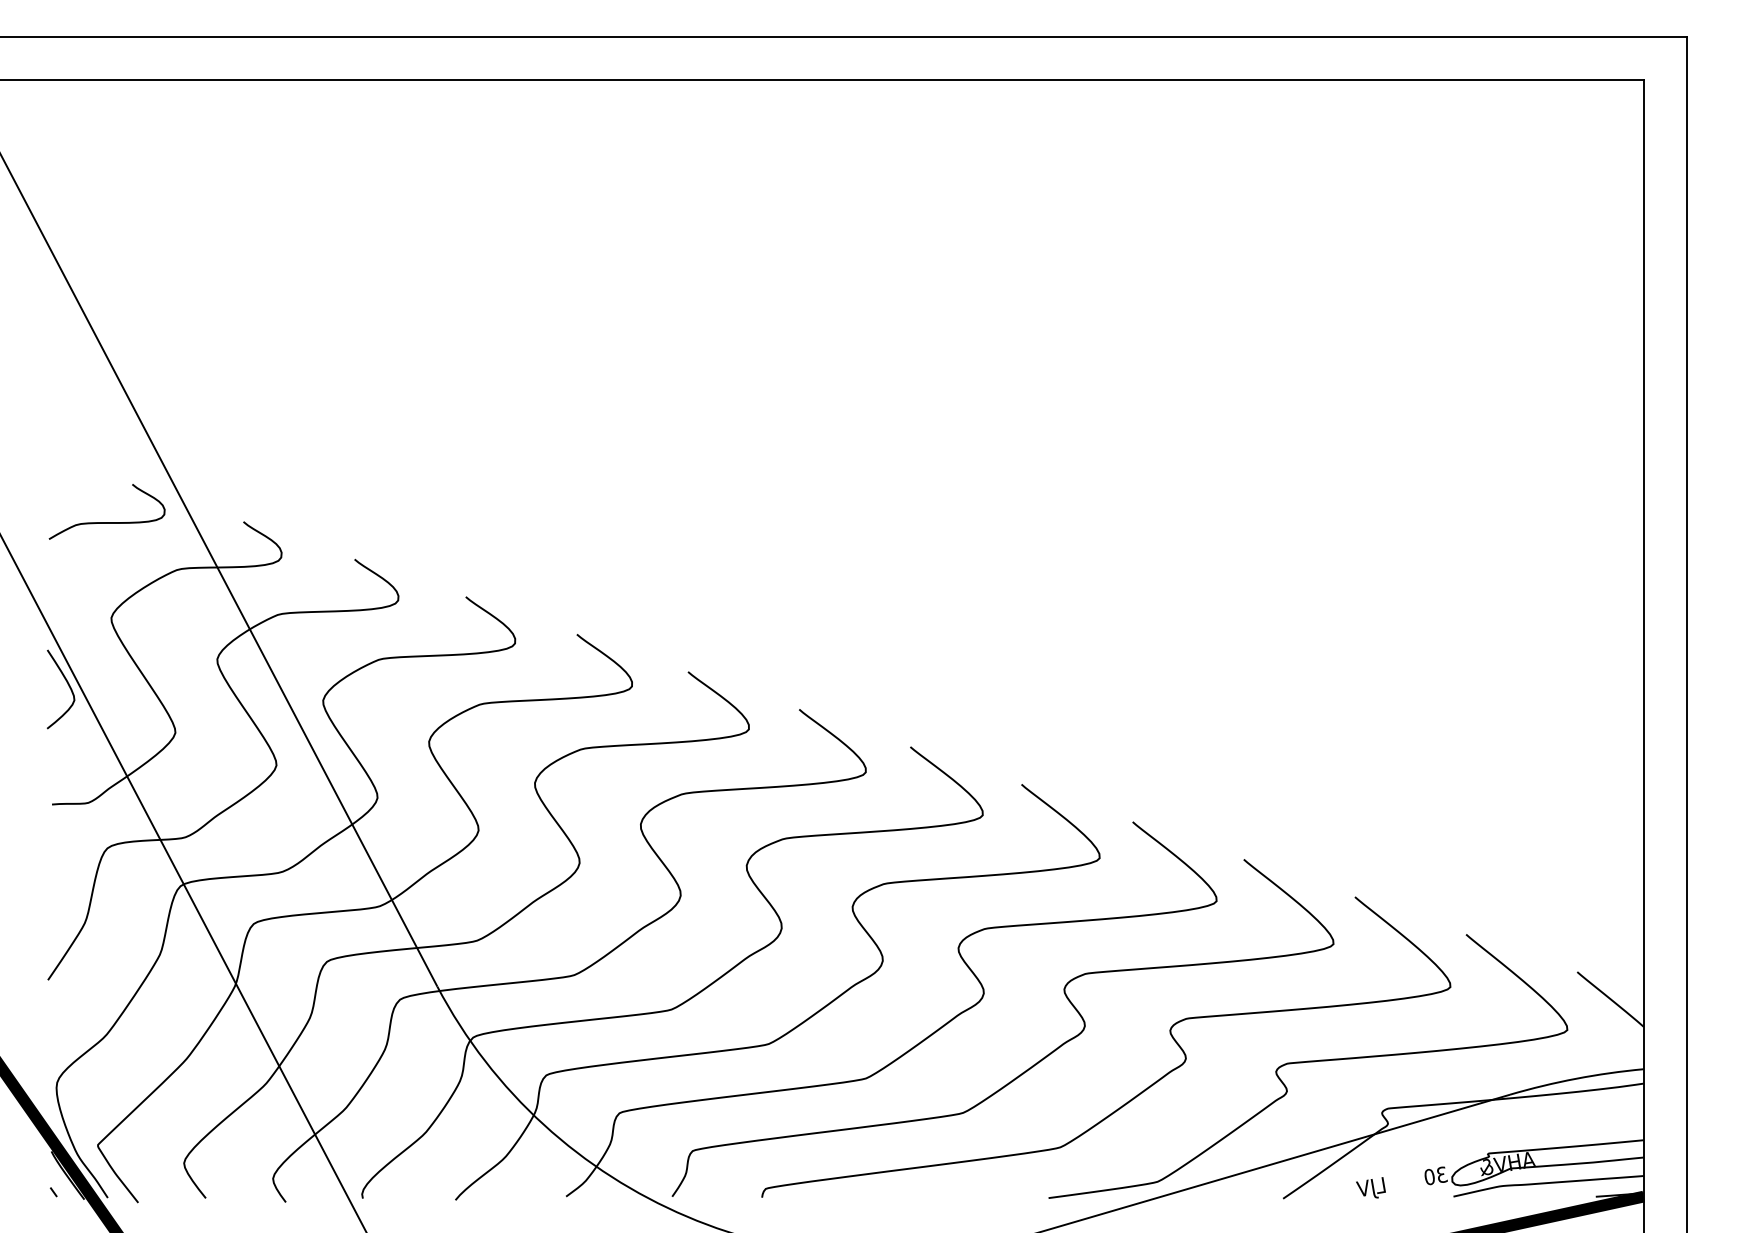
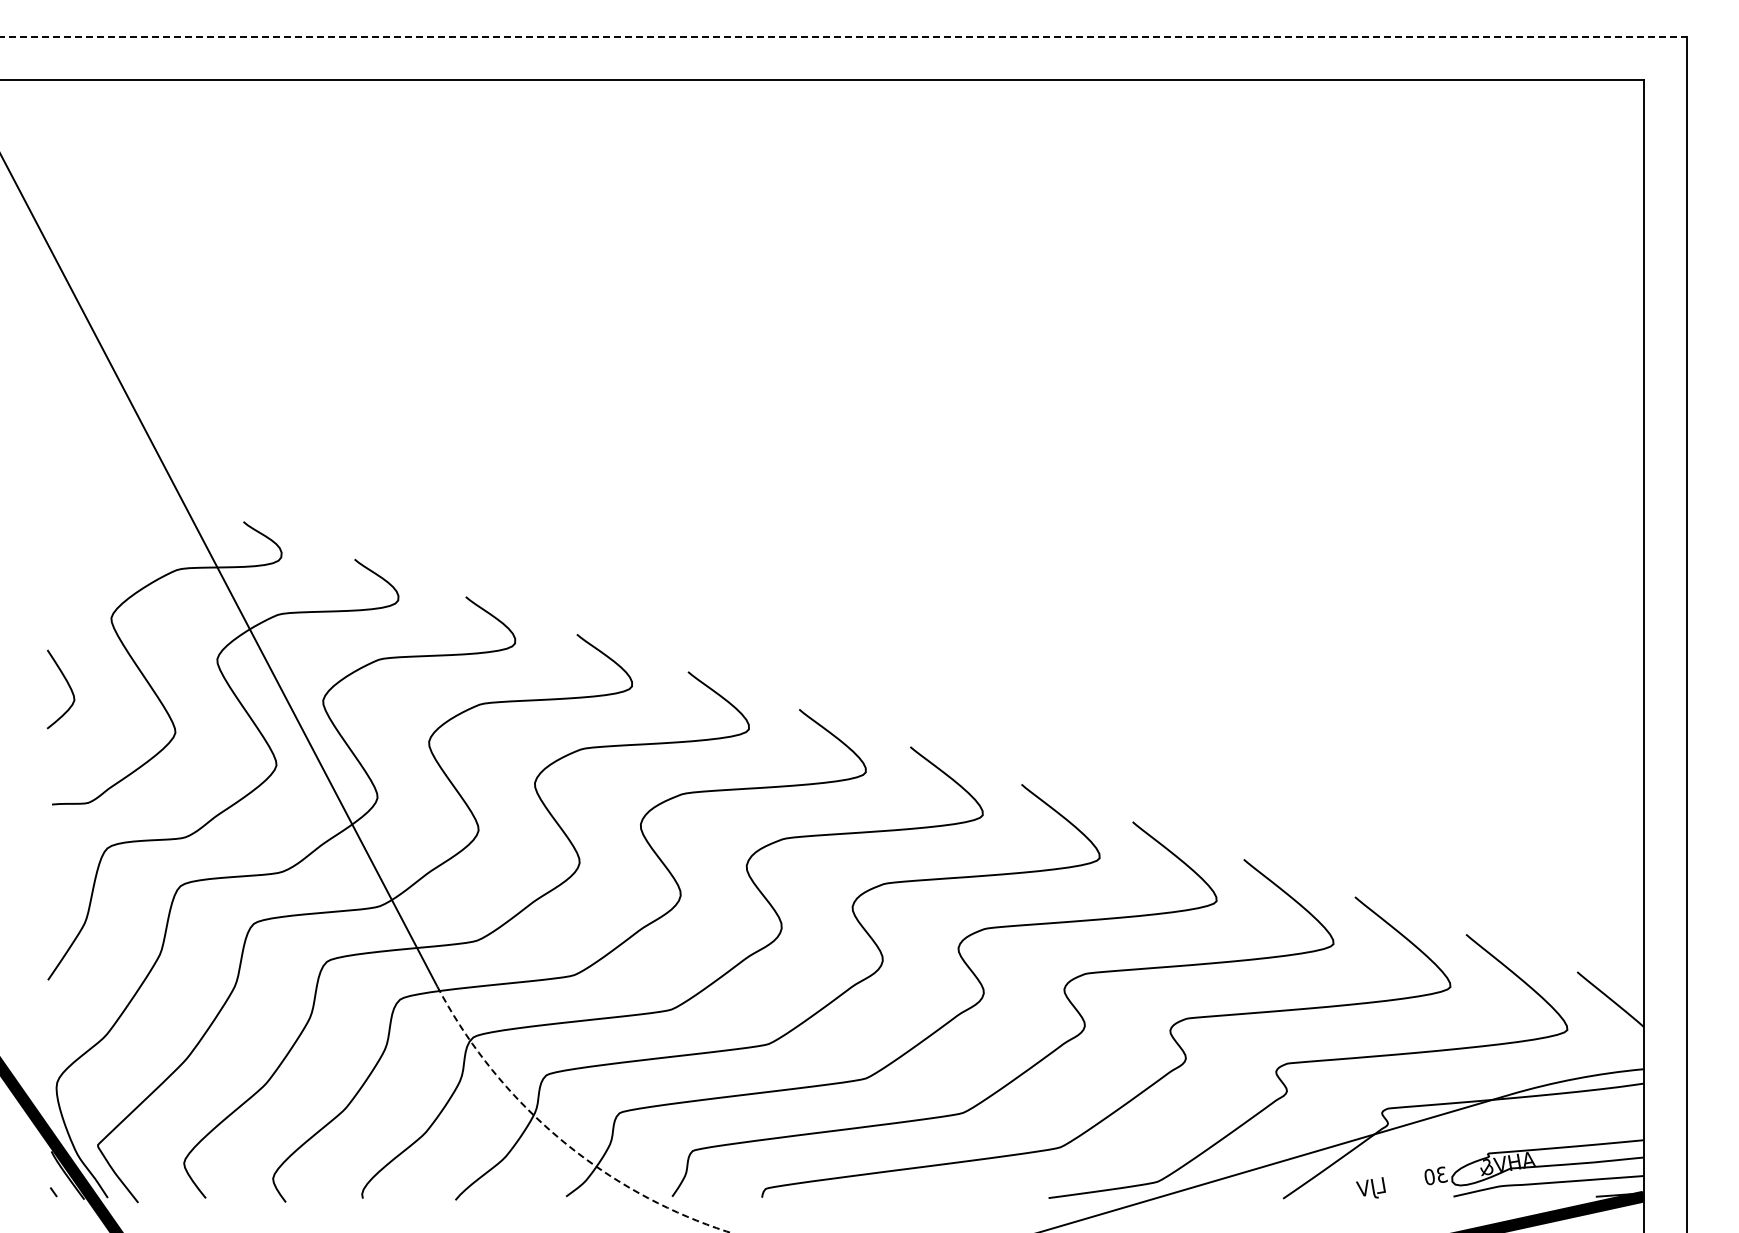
line: solid -> dashed (843, 37)
curve: present -> none (106, 522)
line: present -> none (183, 883)
arc: solid -> dashed (560, 1139)
